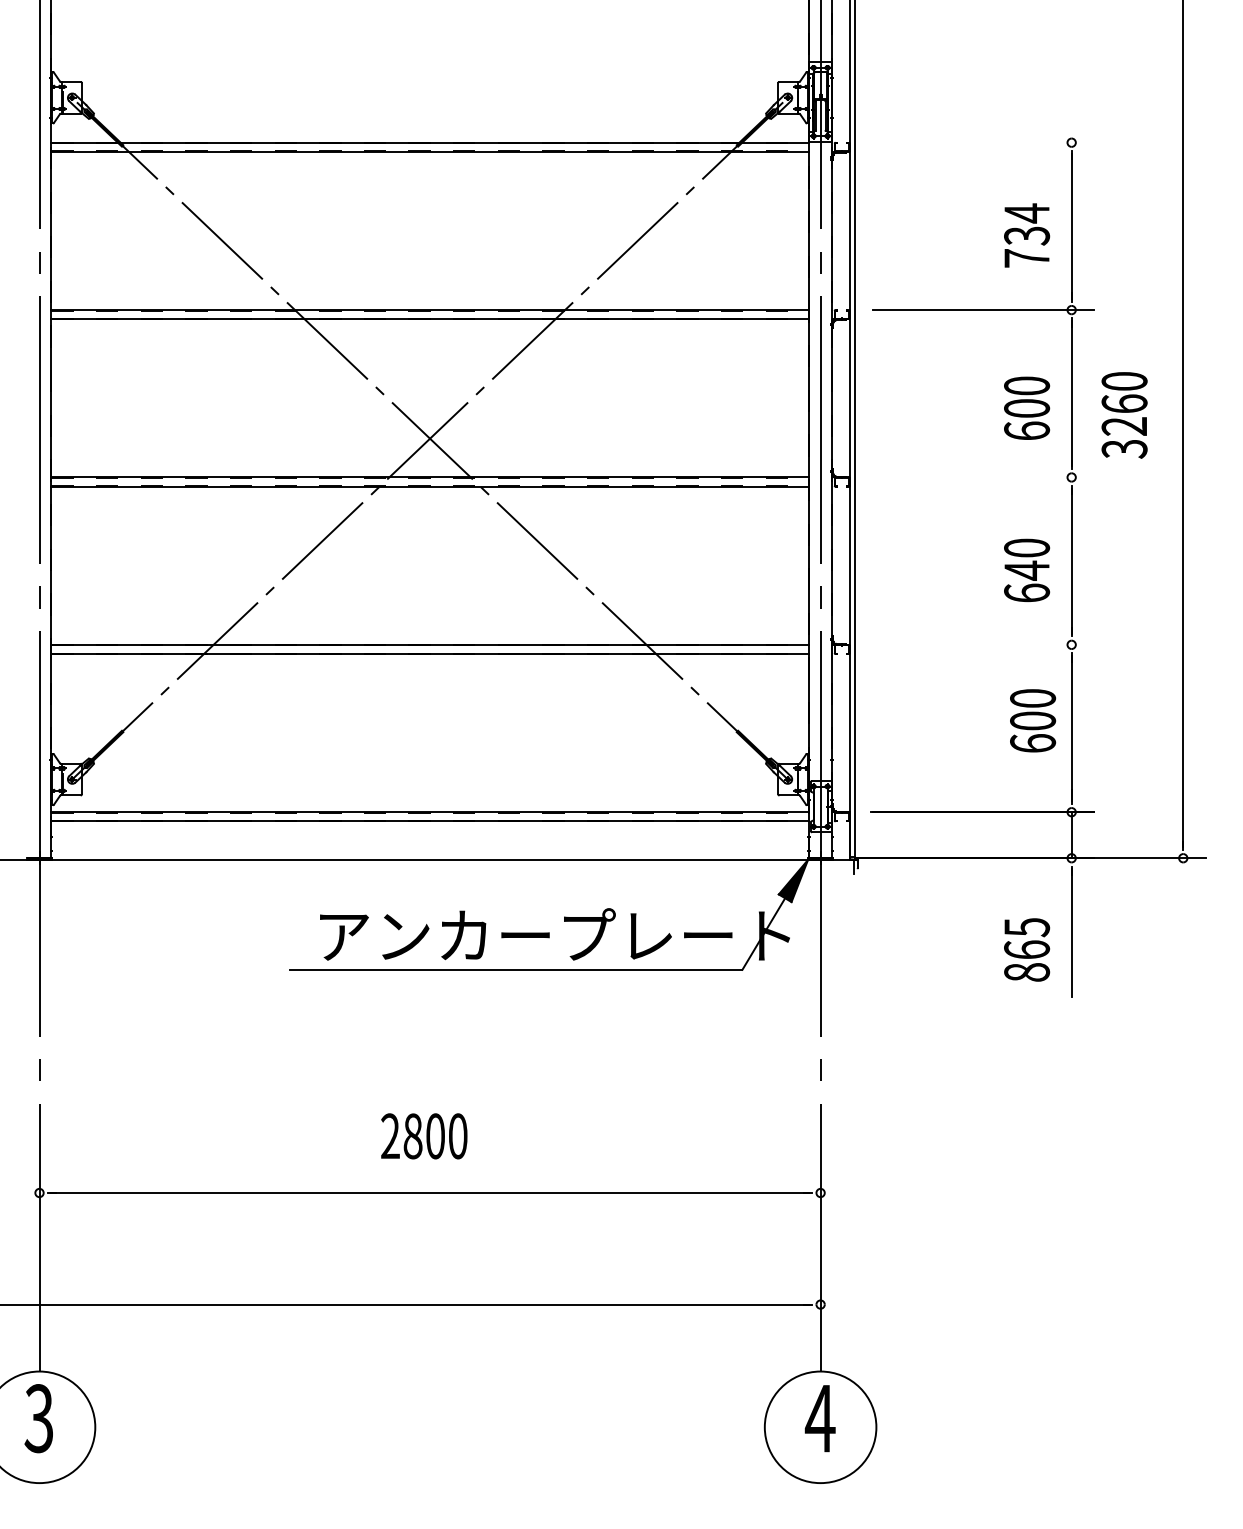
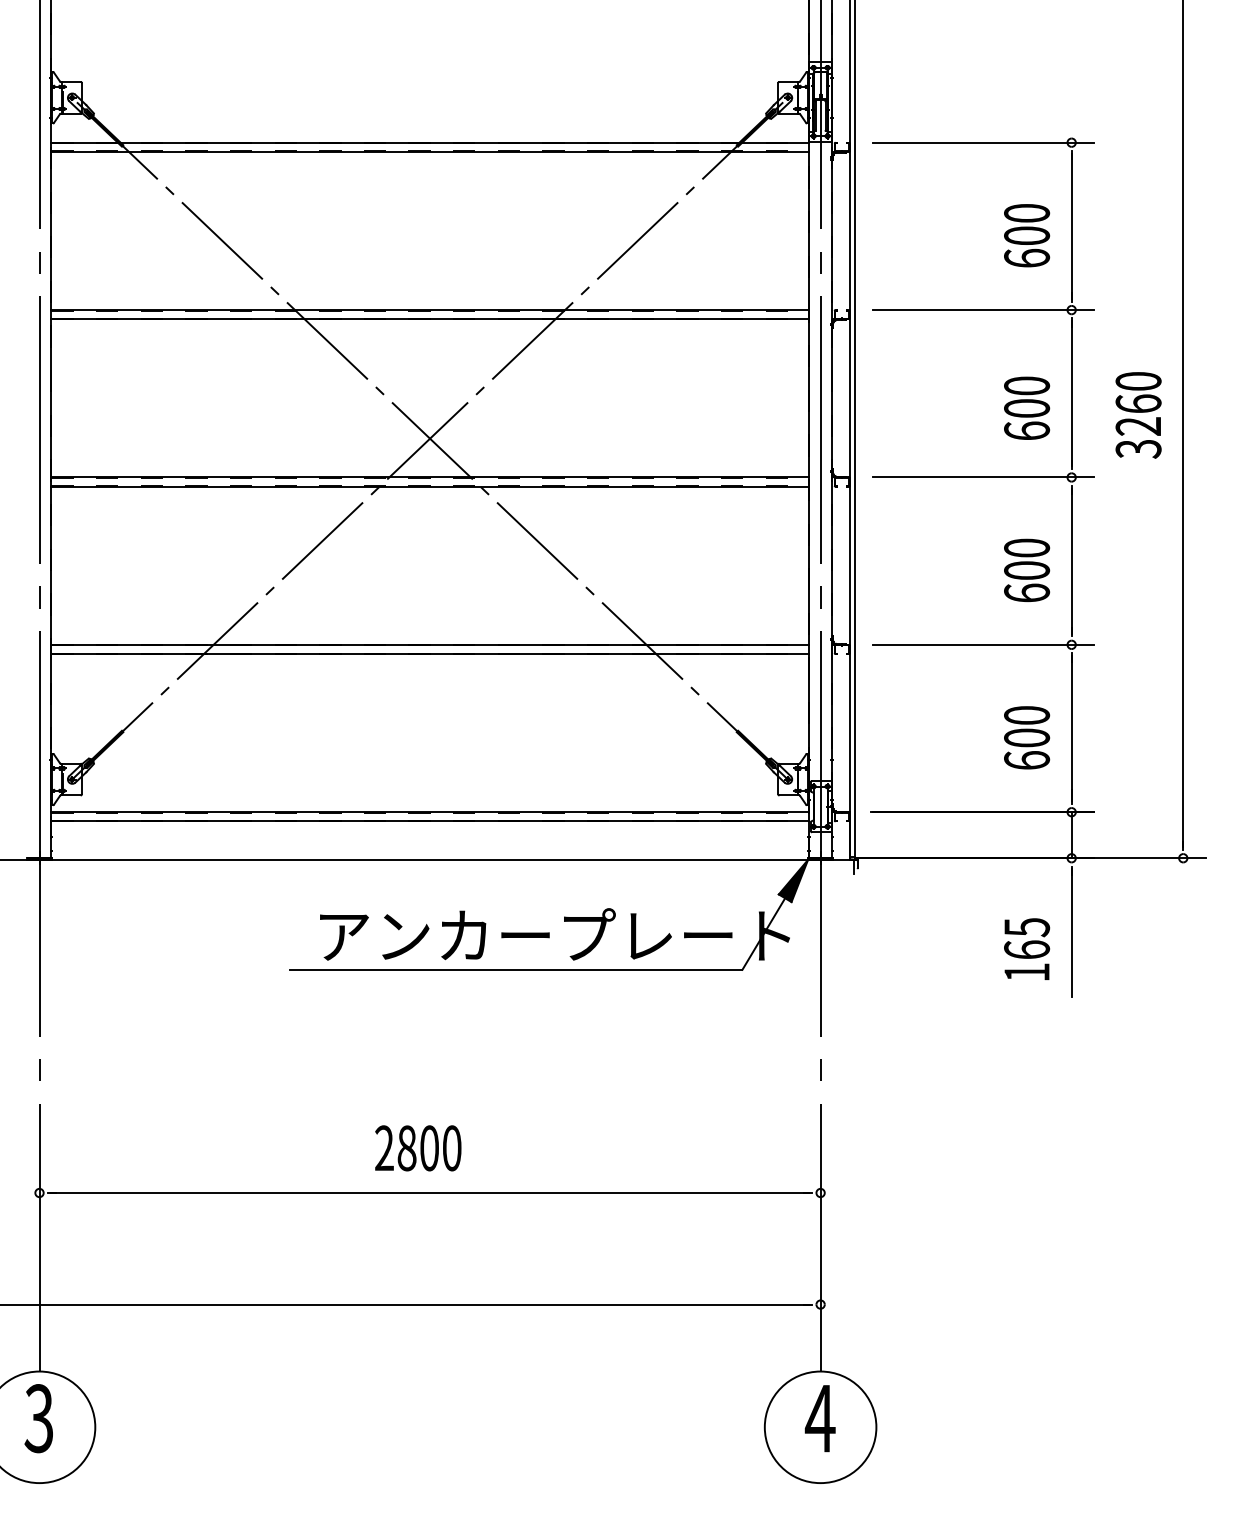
line: none -> present (982, 142)
text: 734 -> 600 (1027, 235)
text position: (1124, 415) -> (1138, 415) (1138, 415)
line: none -> present (982, 477)
text: 640 -> 600 (1027, 570)
line: none -> present (982, 644)
text position: (1033, 720) -> (1027, 737) (1027, 737)
text: 865 -> 165 (1027, 972)
text position: (424, 1136) -> (418, 1148) (418, 1148)
